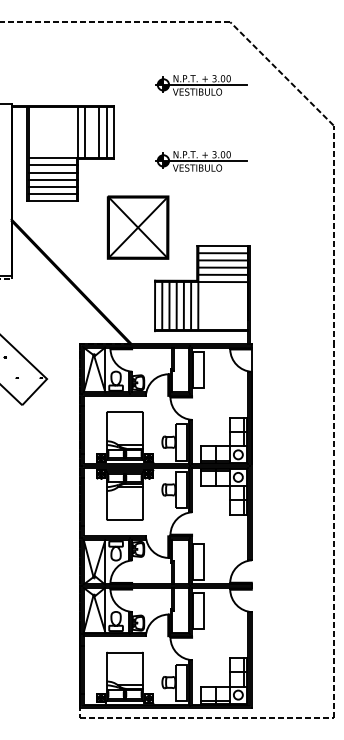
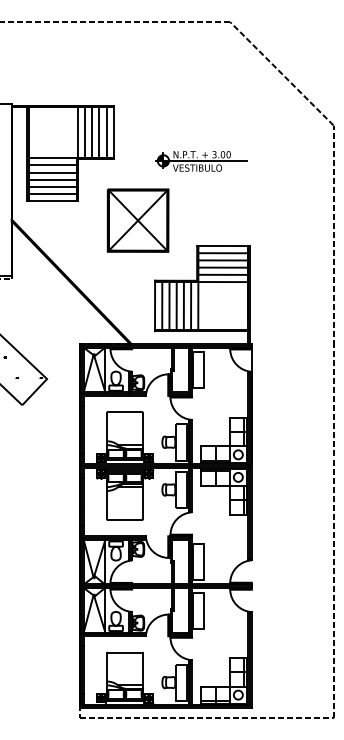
part: present -> none (201, 85)
line: none -> present (92, 132)
part position: (137, 227) -> (137, 220) (137, 220)
